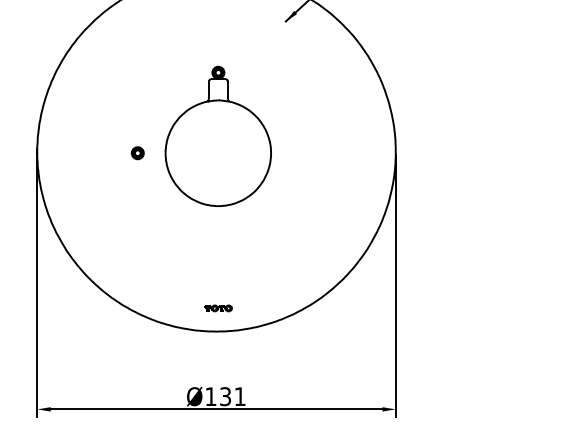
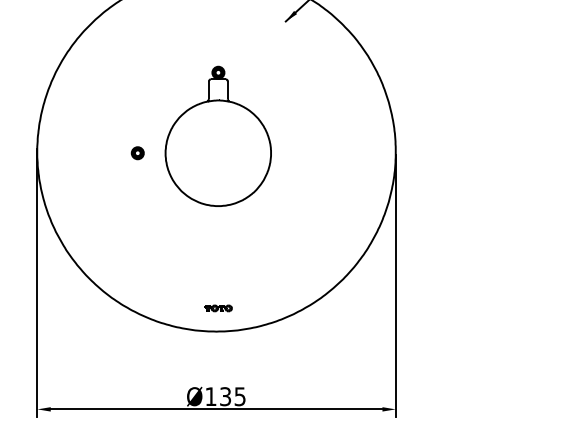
text: Ø131 -> Ø135 (239, 396)
